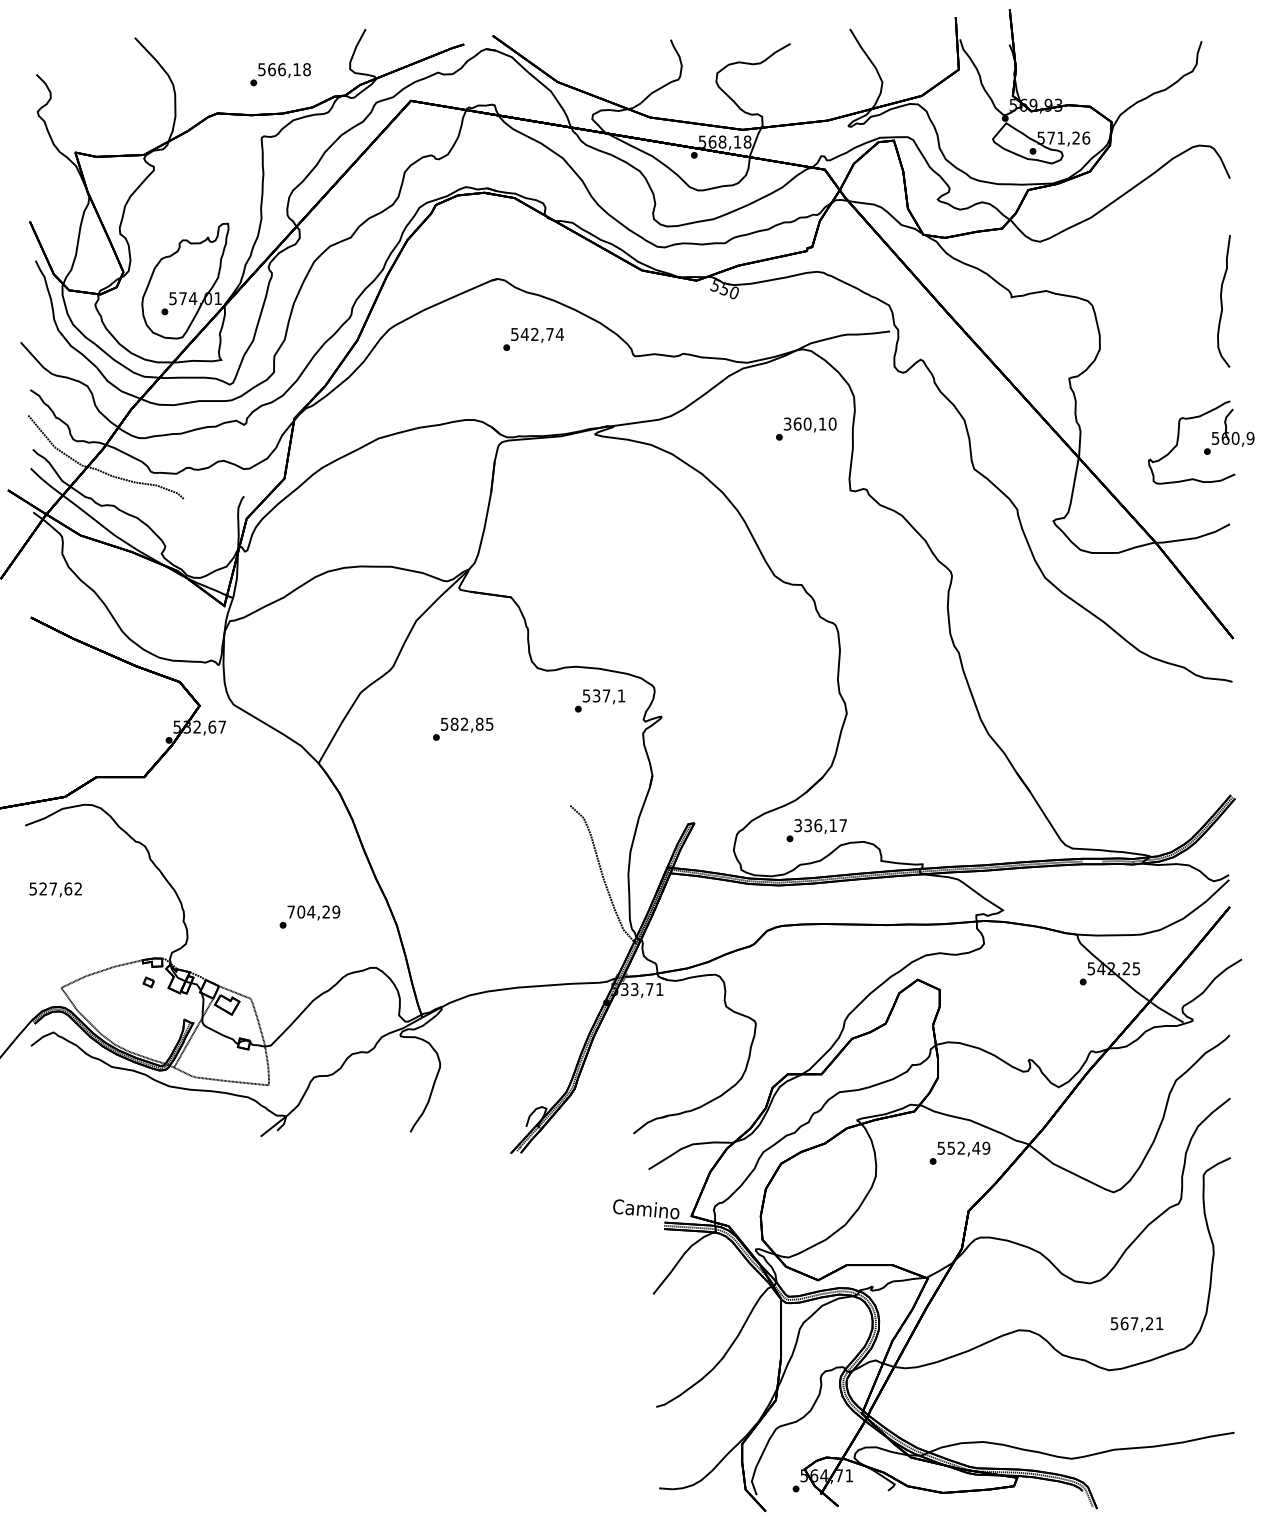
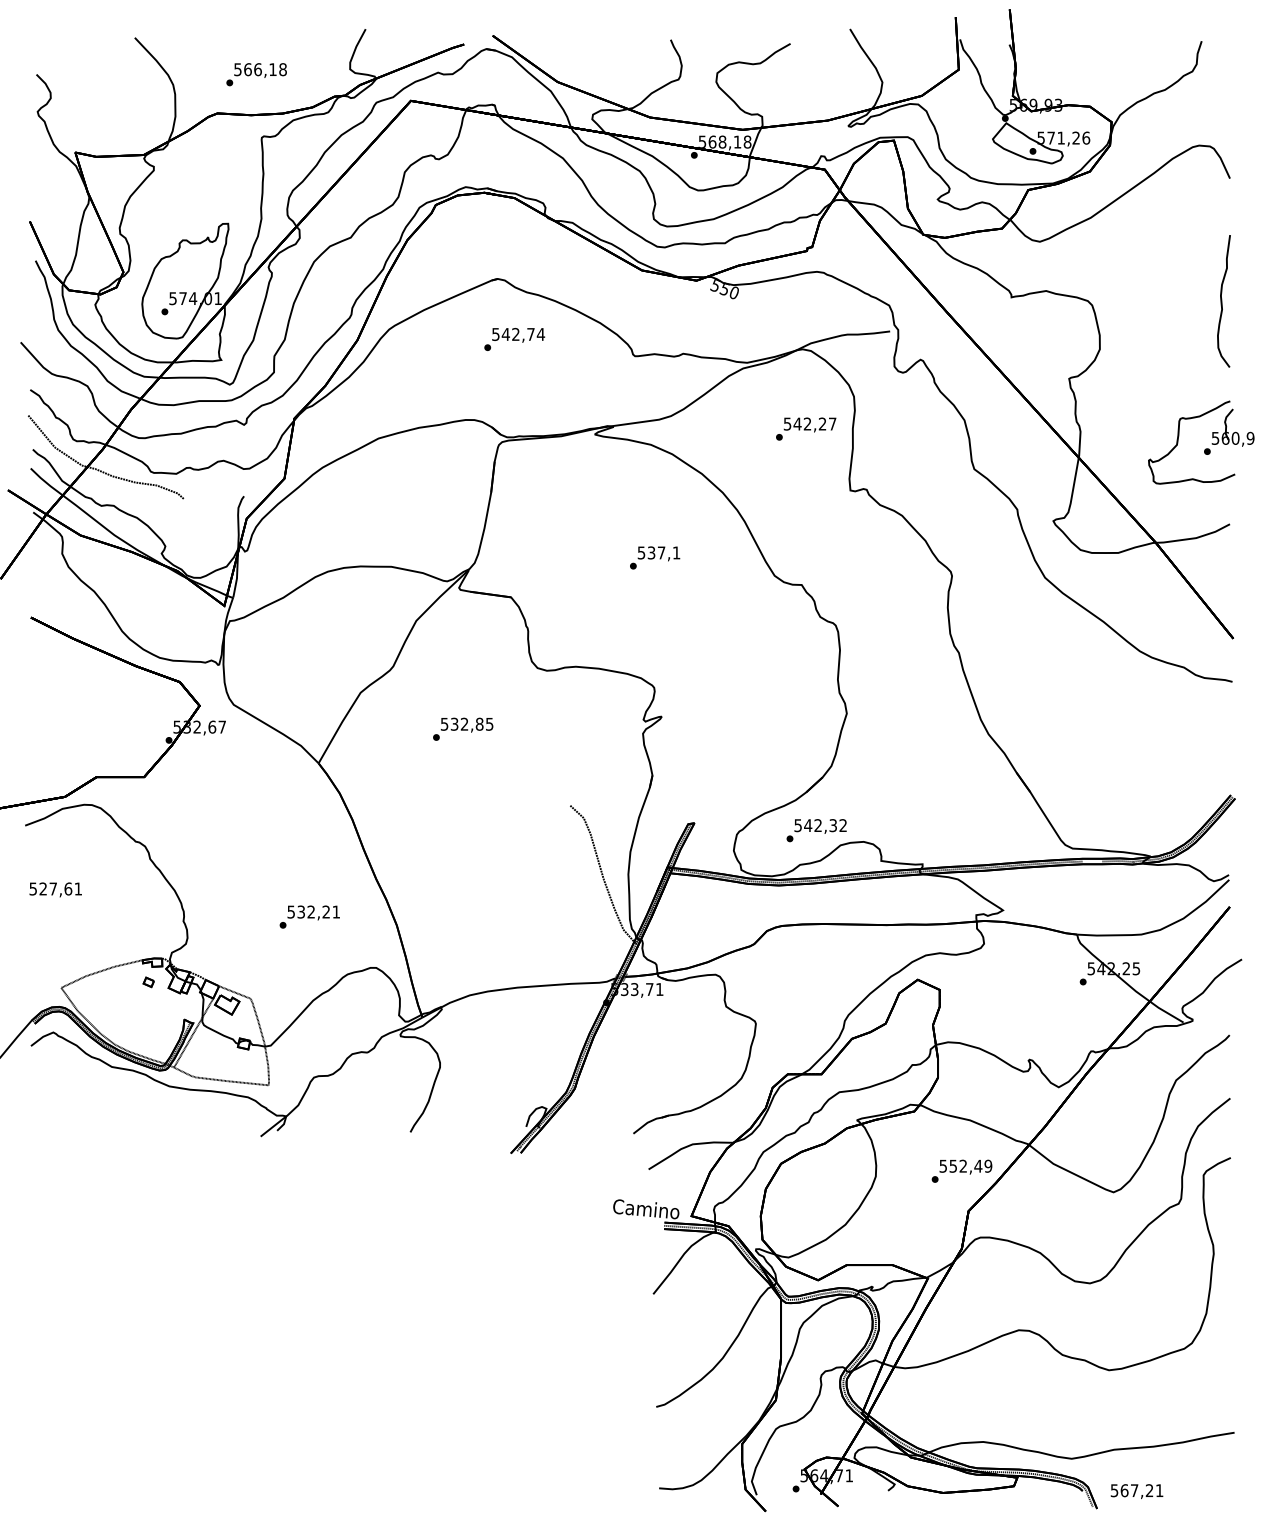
text position: (280, 74) -> (256, 74) (256, 74)
text position: (533, 339) -> (514, 339) (514, 339)
text: 360,10 -> 542,27 (810, 423)
text position: (600, 700) -> (655, 557) (655, 557)
text: 582,85 -> 532,85 (454, 723)
text: 336,17 -> 542,32 (820, 825)
text: 527,62 -> 527,61 (77, 888)
text: 704,29 -> 532,21 (313, 911)
text position: (959, 1152) -> (961, 1170) (961, 1170)
text position: (1136, 1324) -> (1136, 1491) (1136, 1491)
